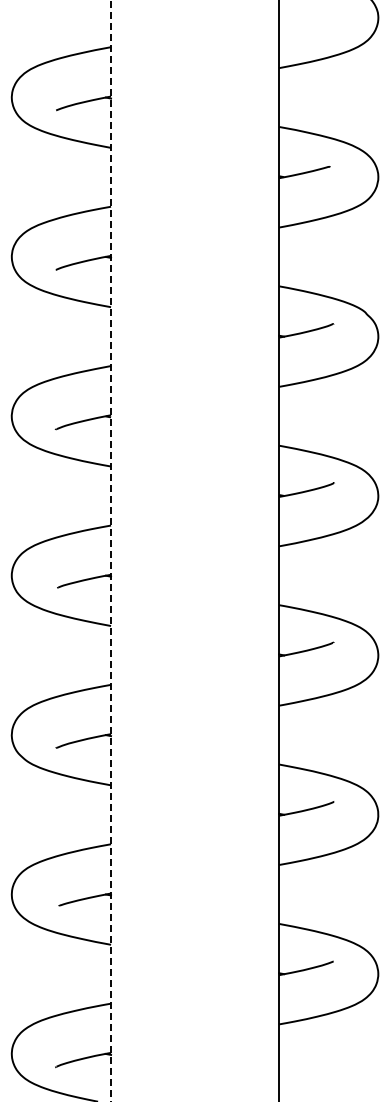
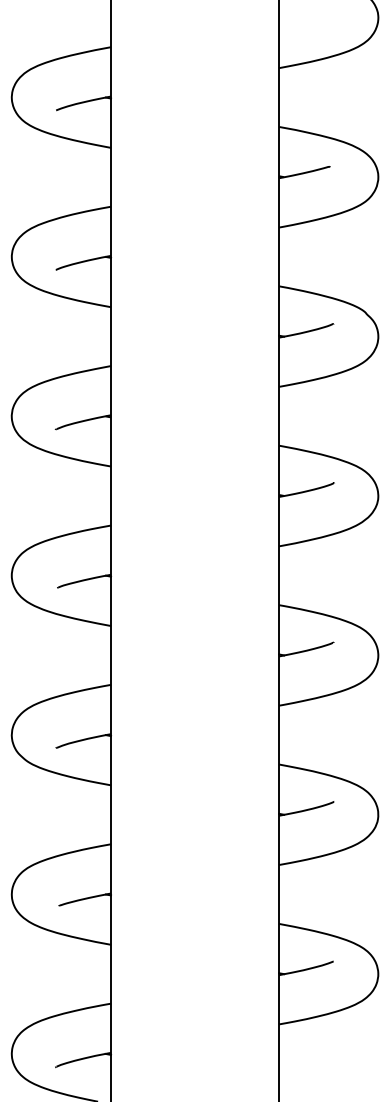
line: dashed -> solid (111, 550)
